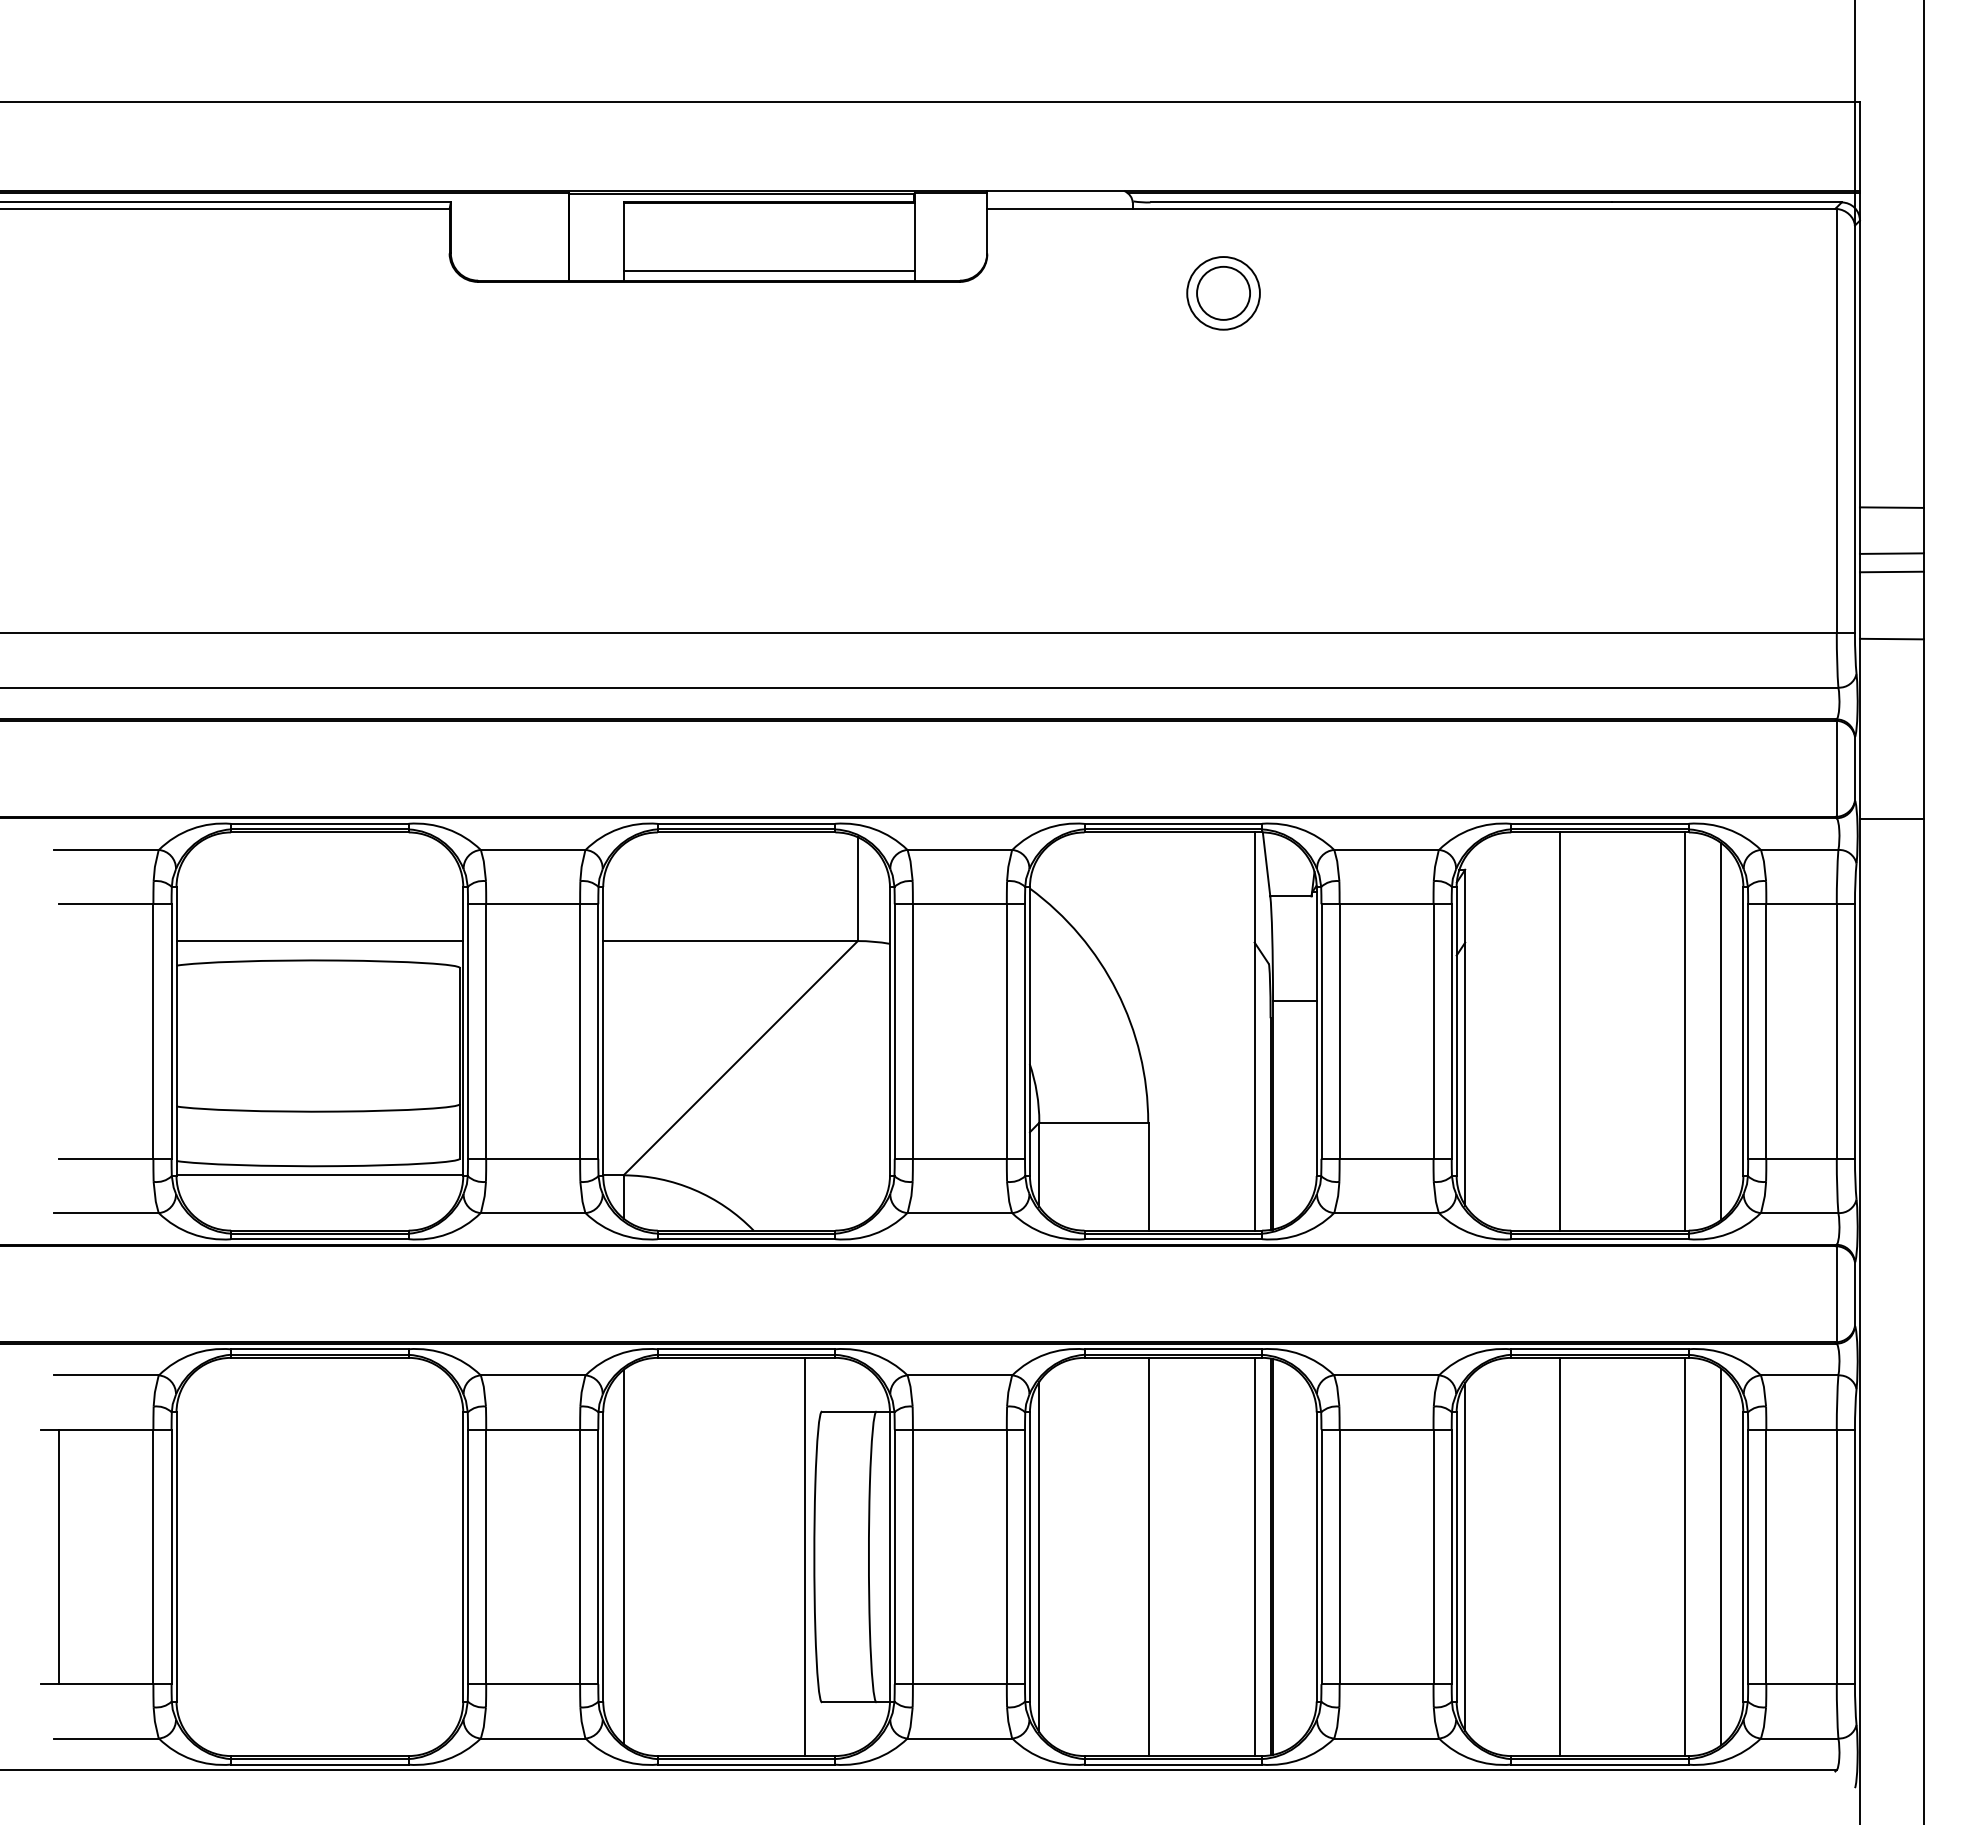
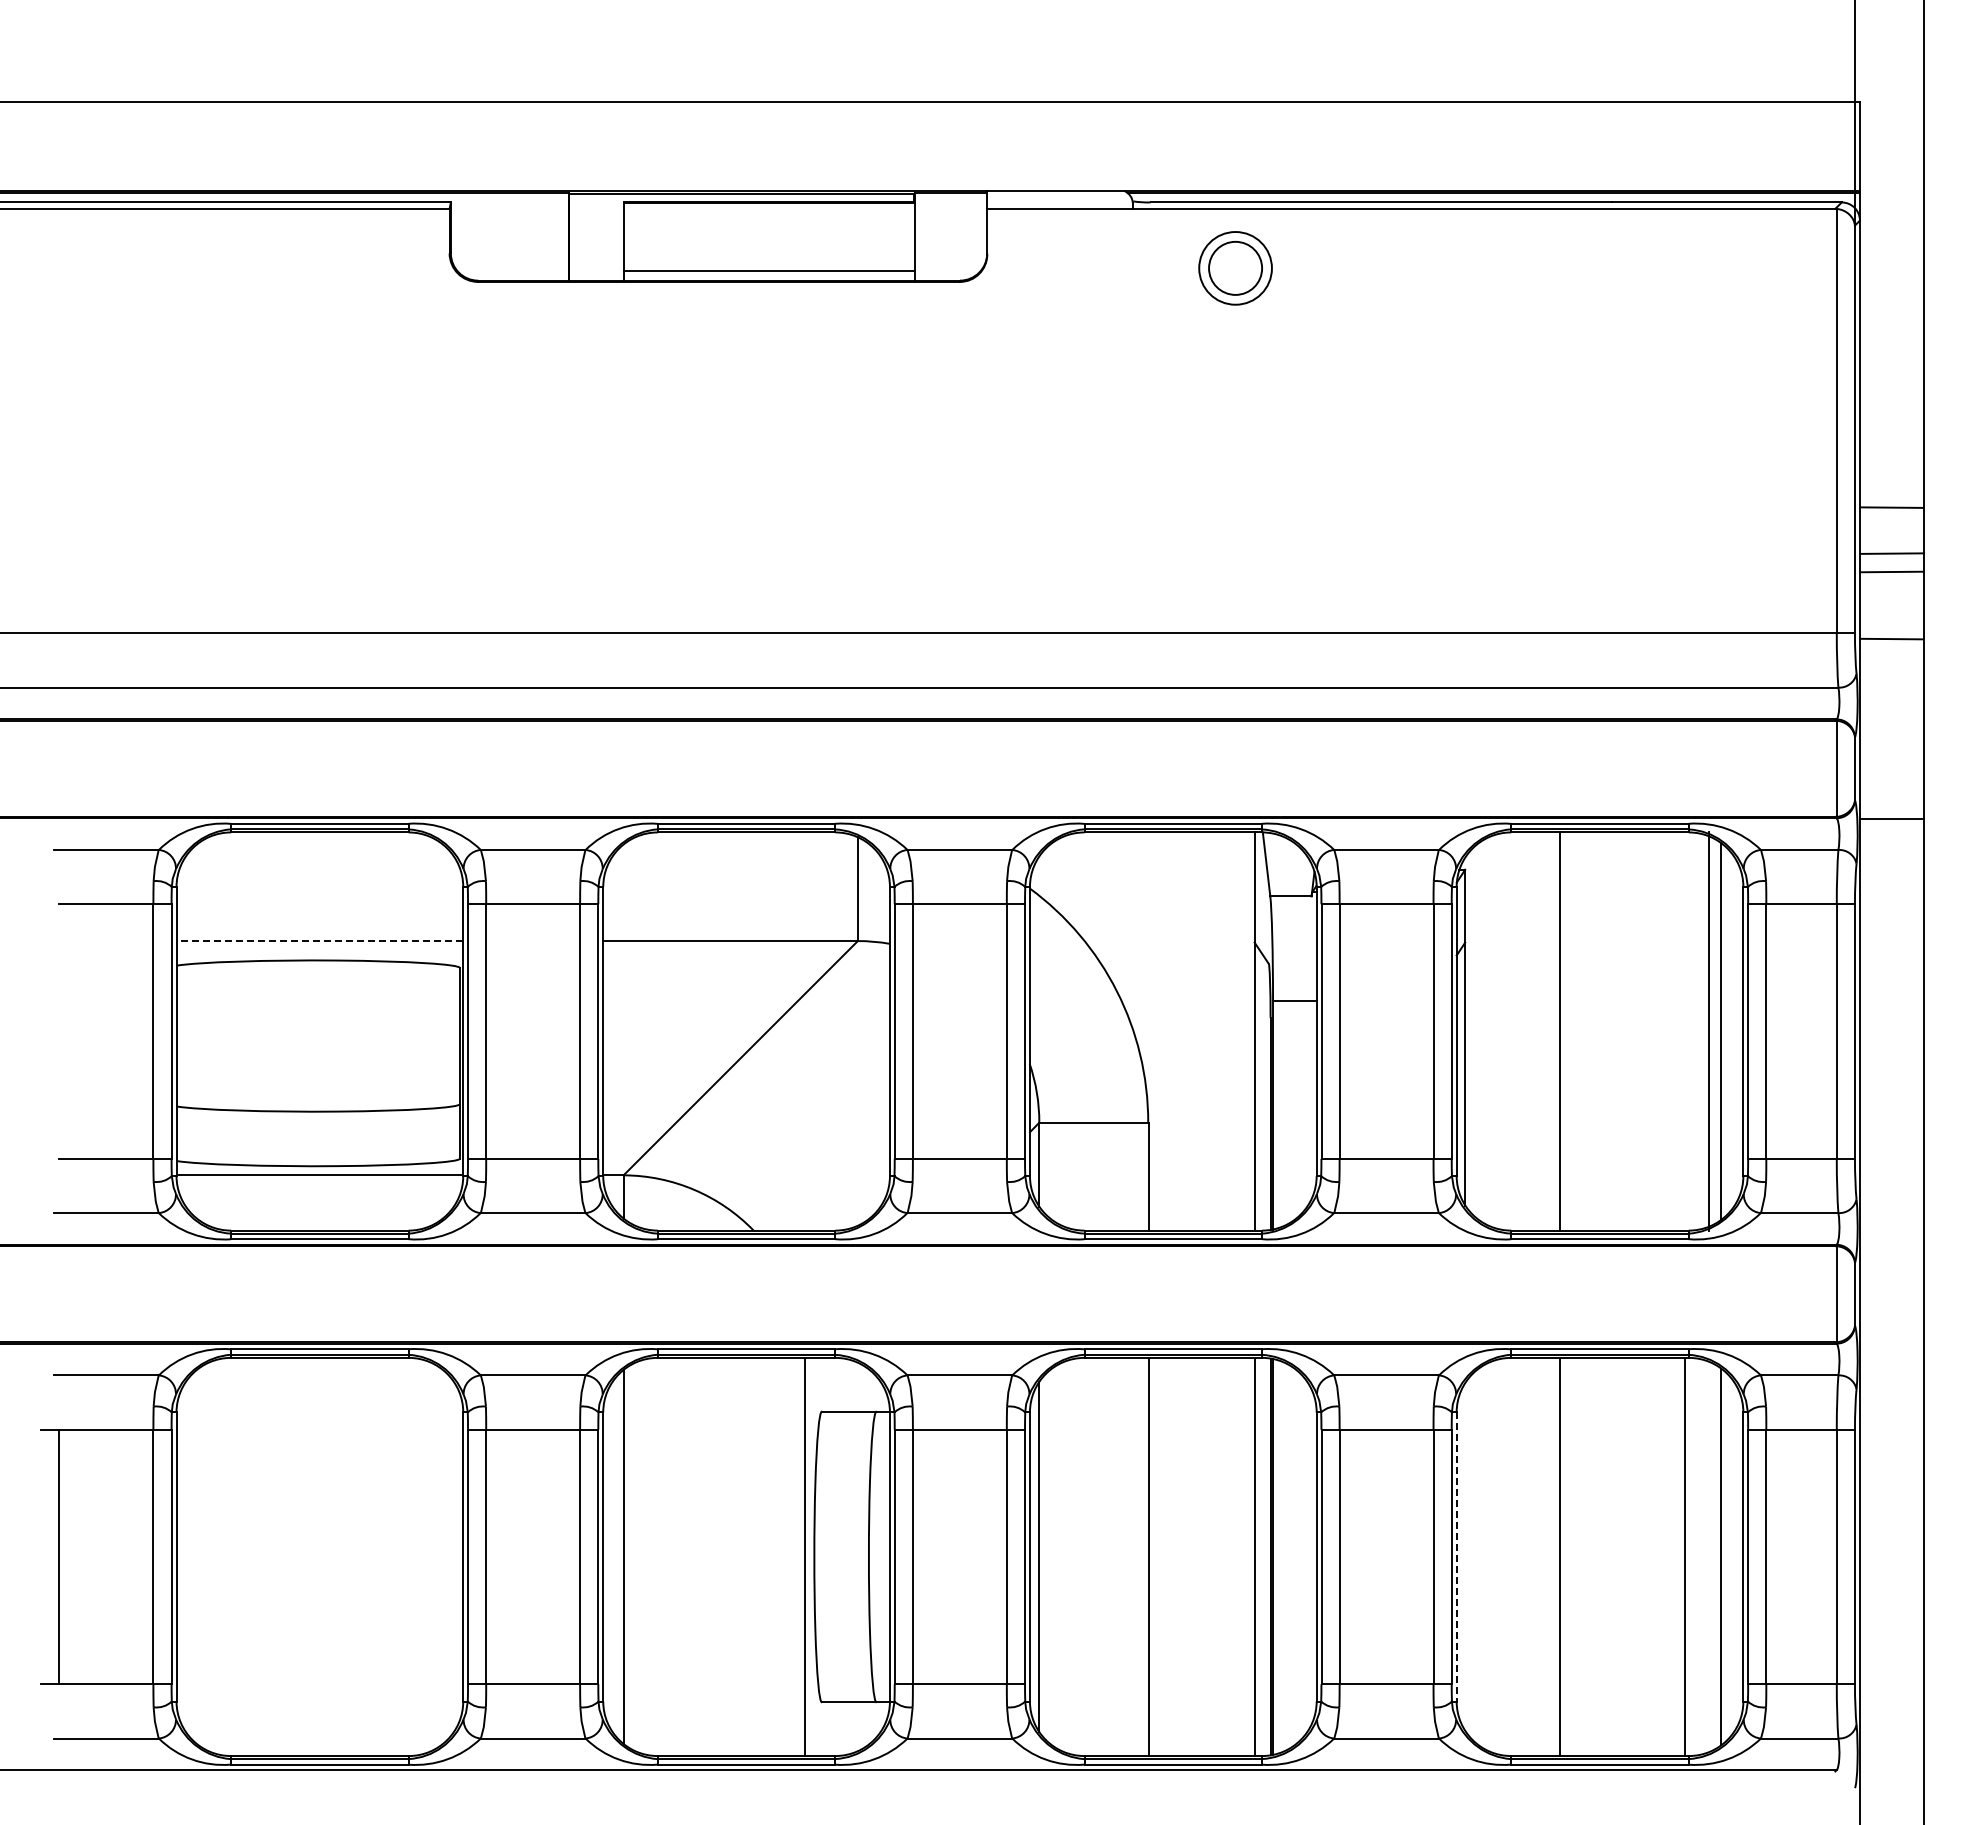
part position: (1223, 293) -> (1235, 268) (1235, 268)
line: solid -> dashed (319, 940)
line position: (1684, 1031) -> (1708, 1031) (1708, 1031)
line: solid -> dashed (1456, 1556)
line: present -> none (1465, 1556)
